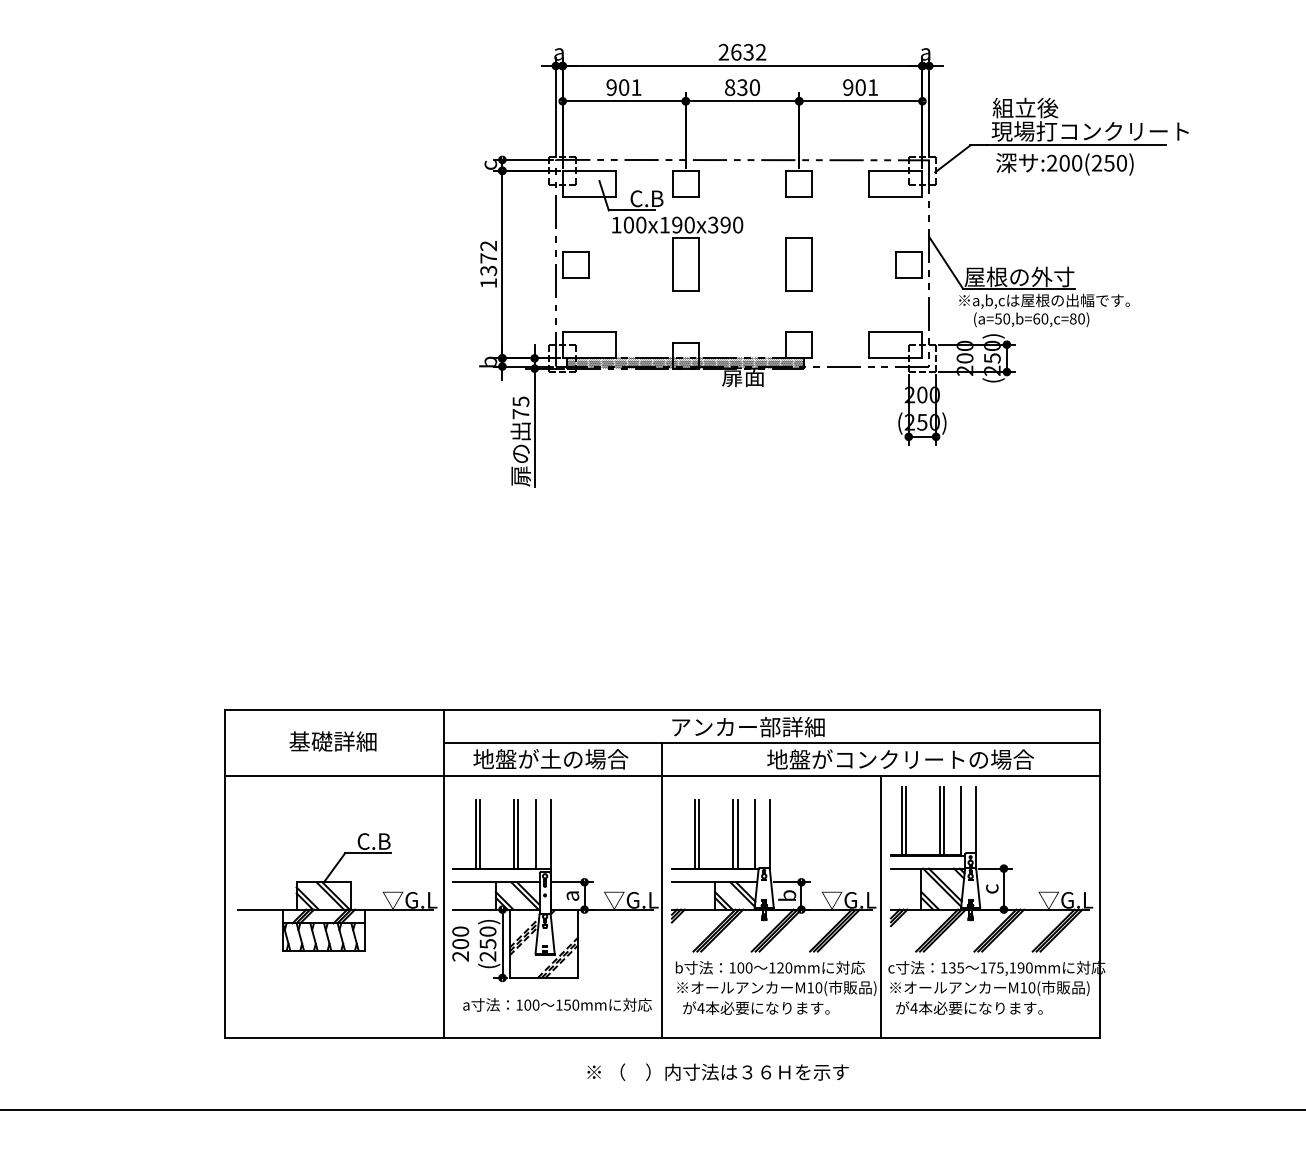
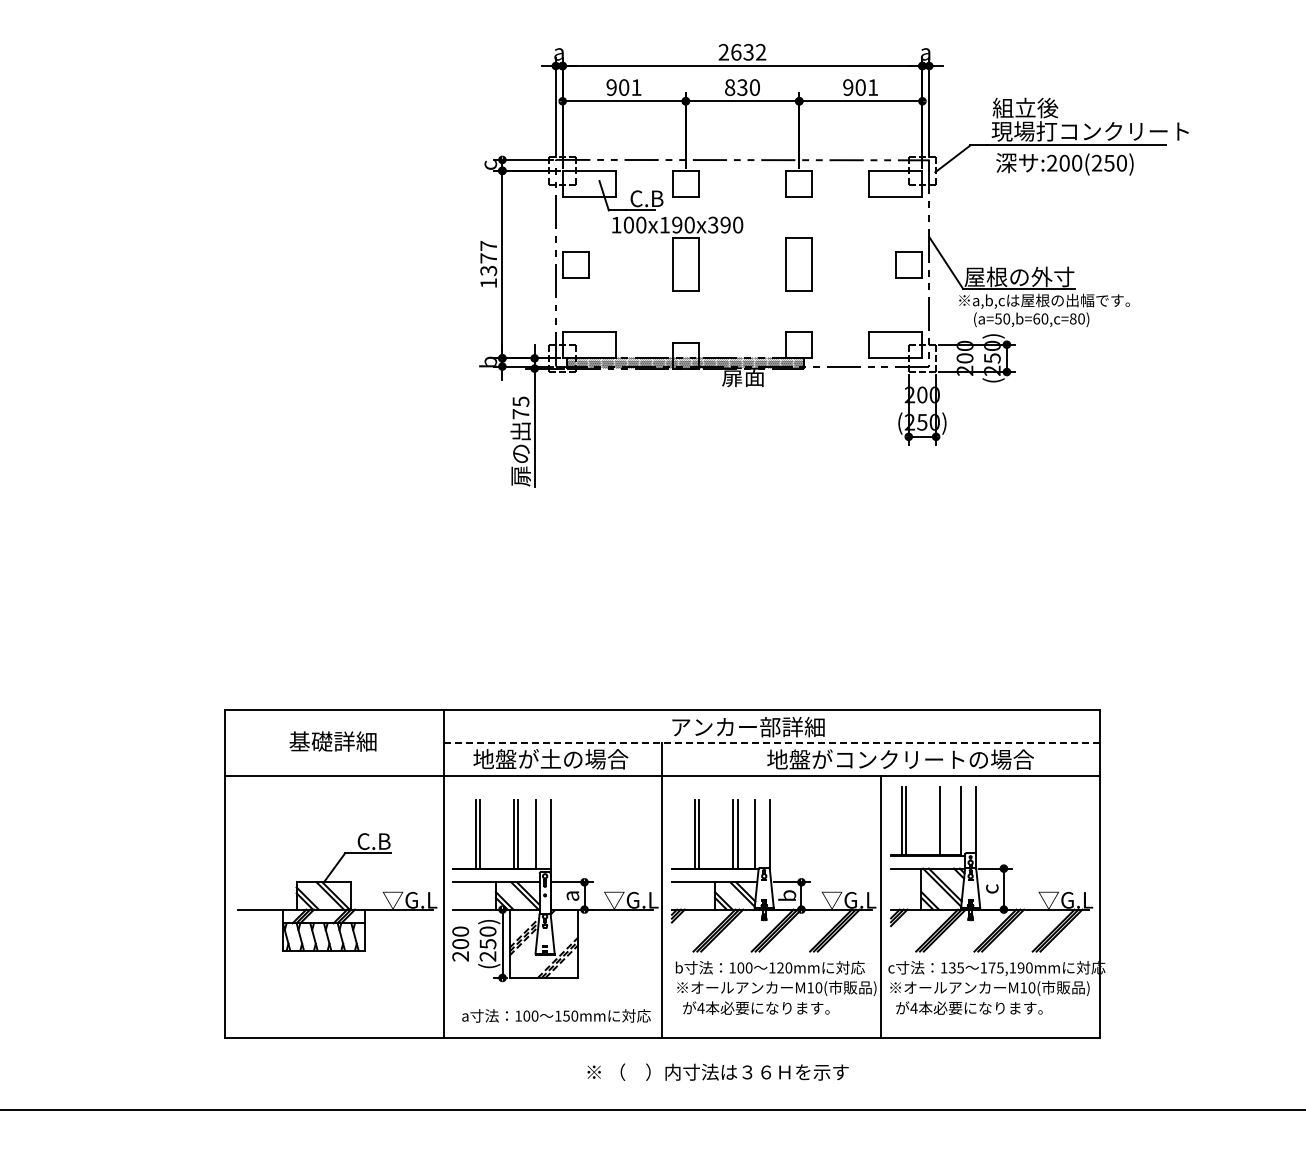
text: 1372 -> 1377 (488, 245)
line: solid -> dashed (771, 742)
line: present -> none (944, 820)
text position: (557, 1004) -> (556, 1015) (556, 1015)
